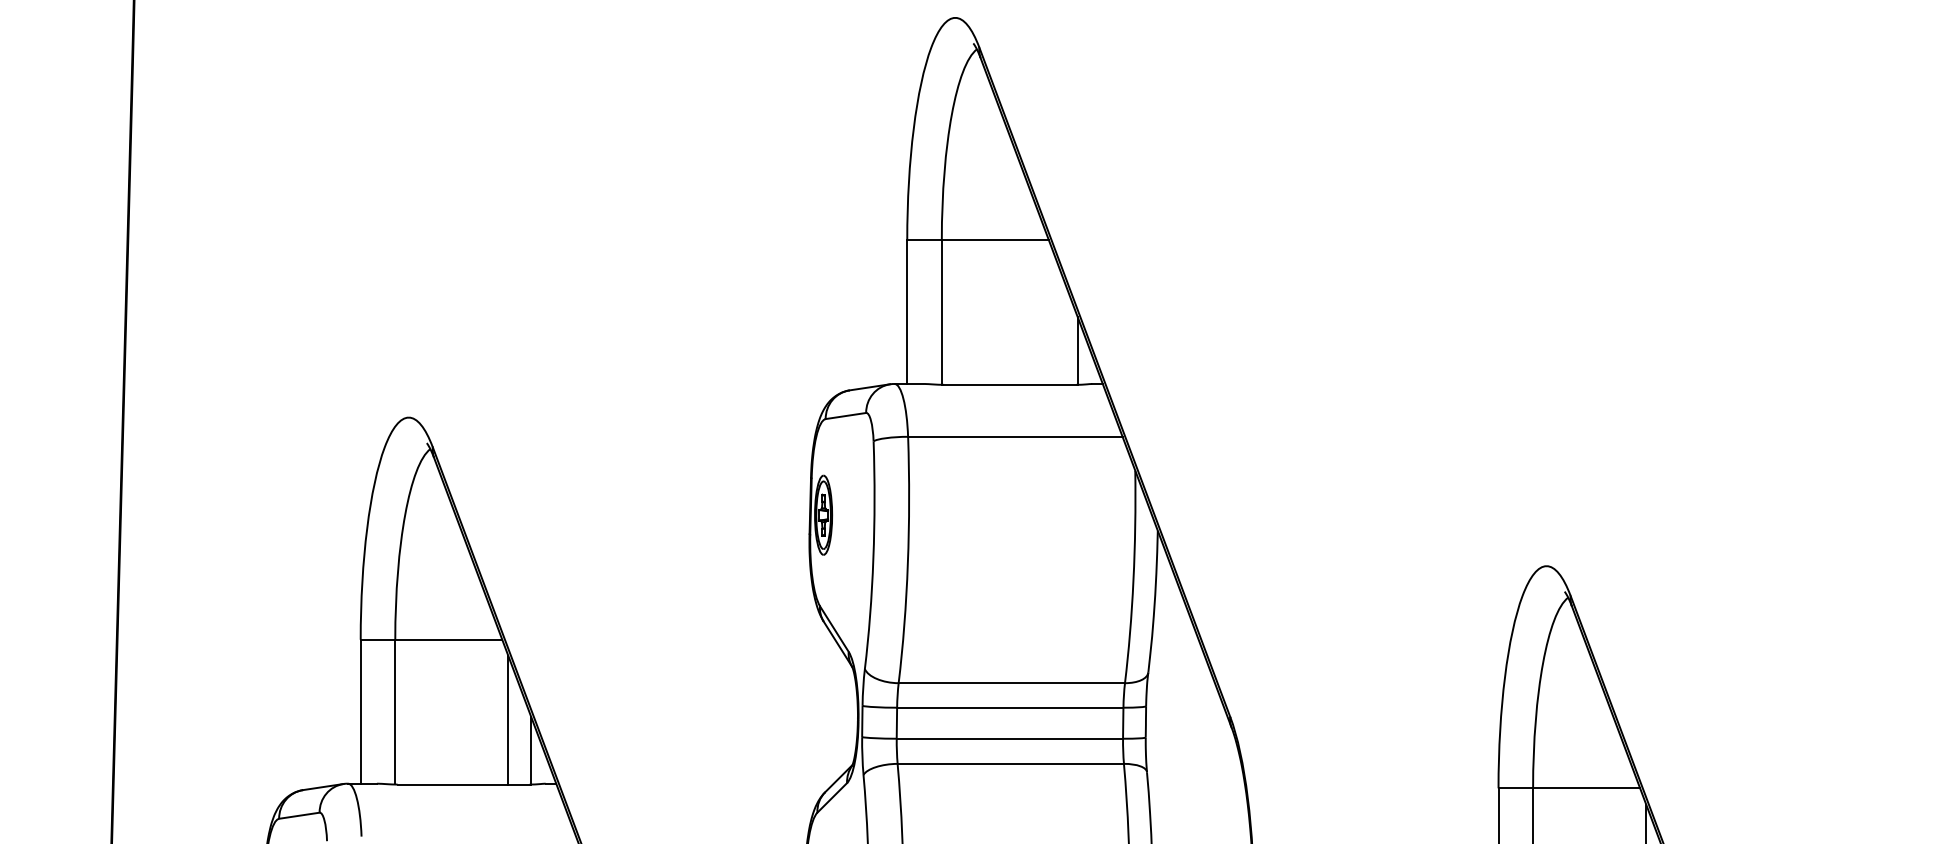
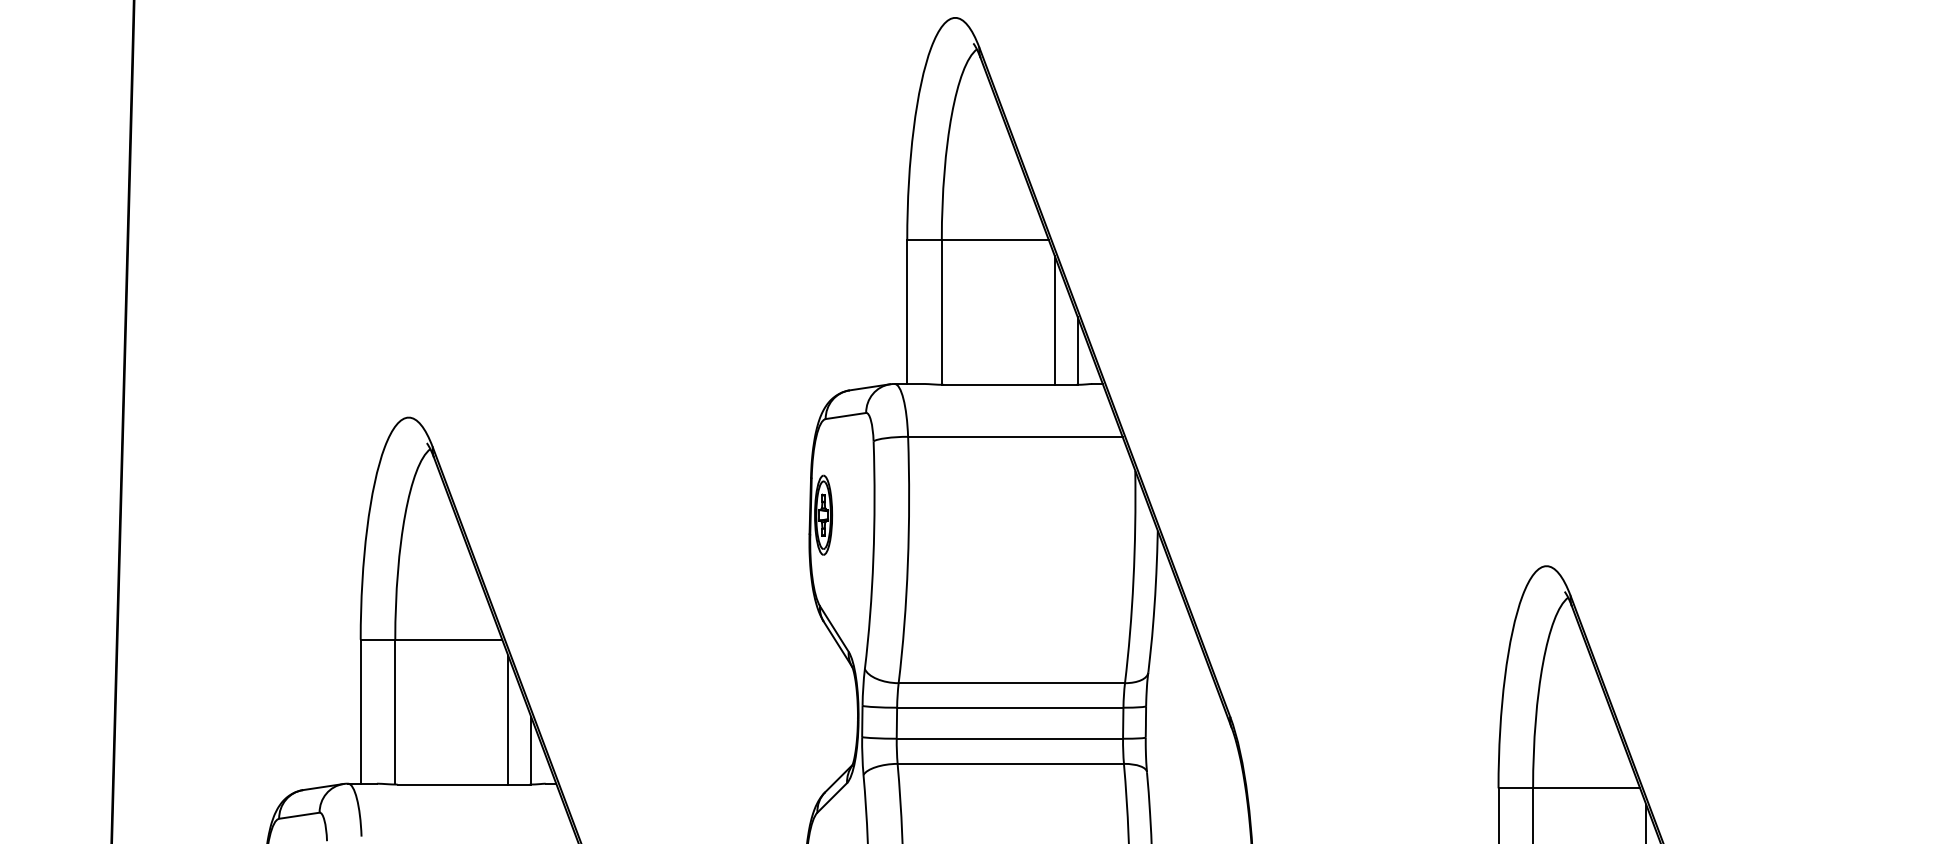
line: none -> present (1055, 320)
